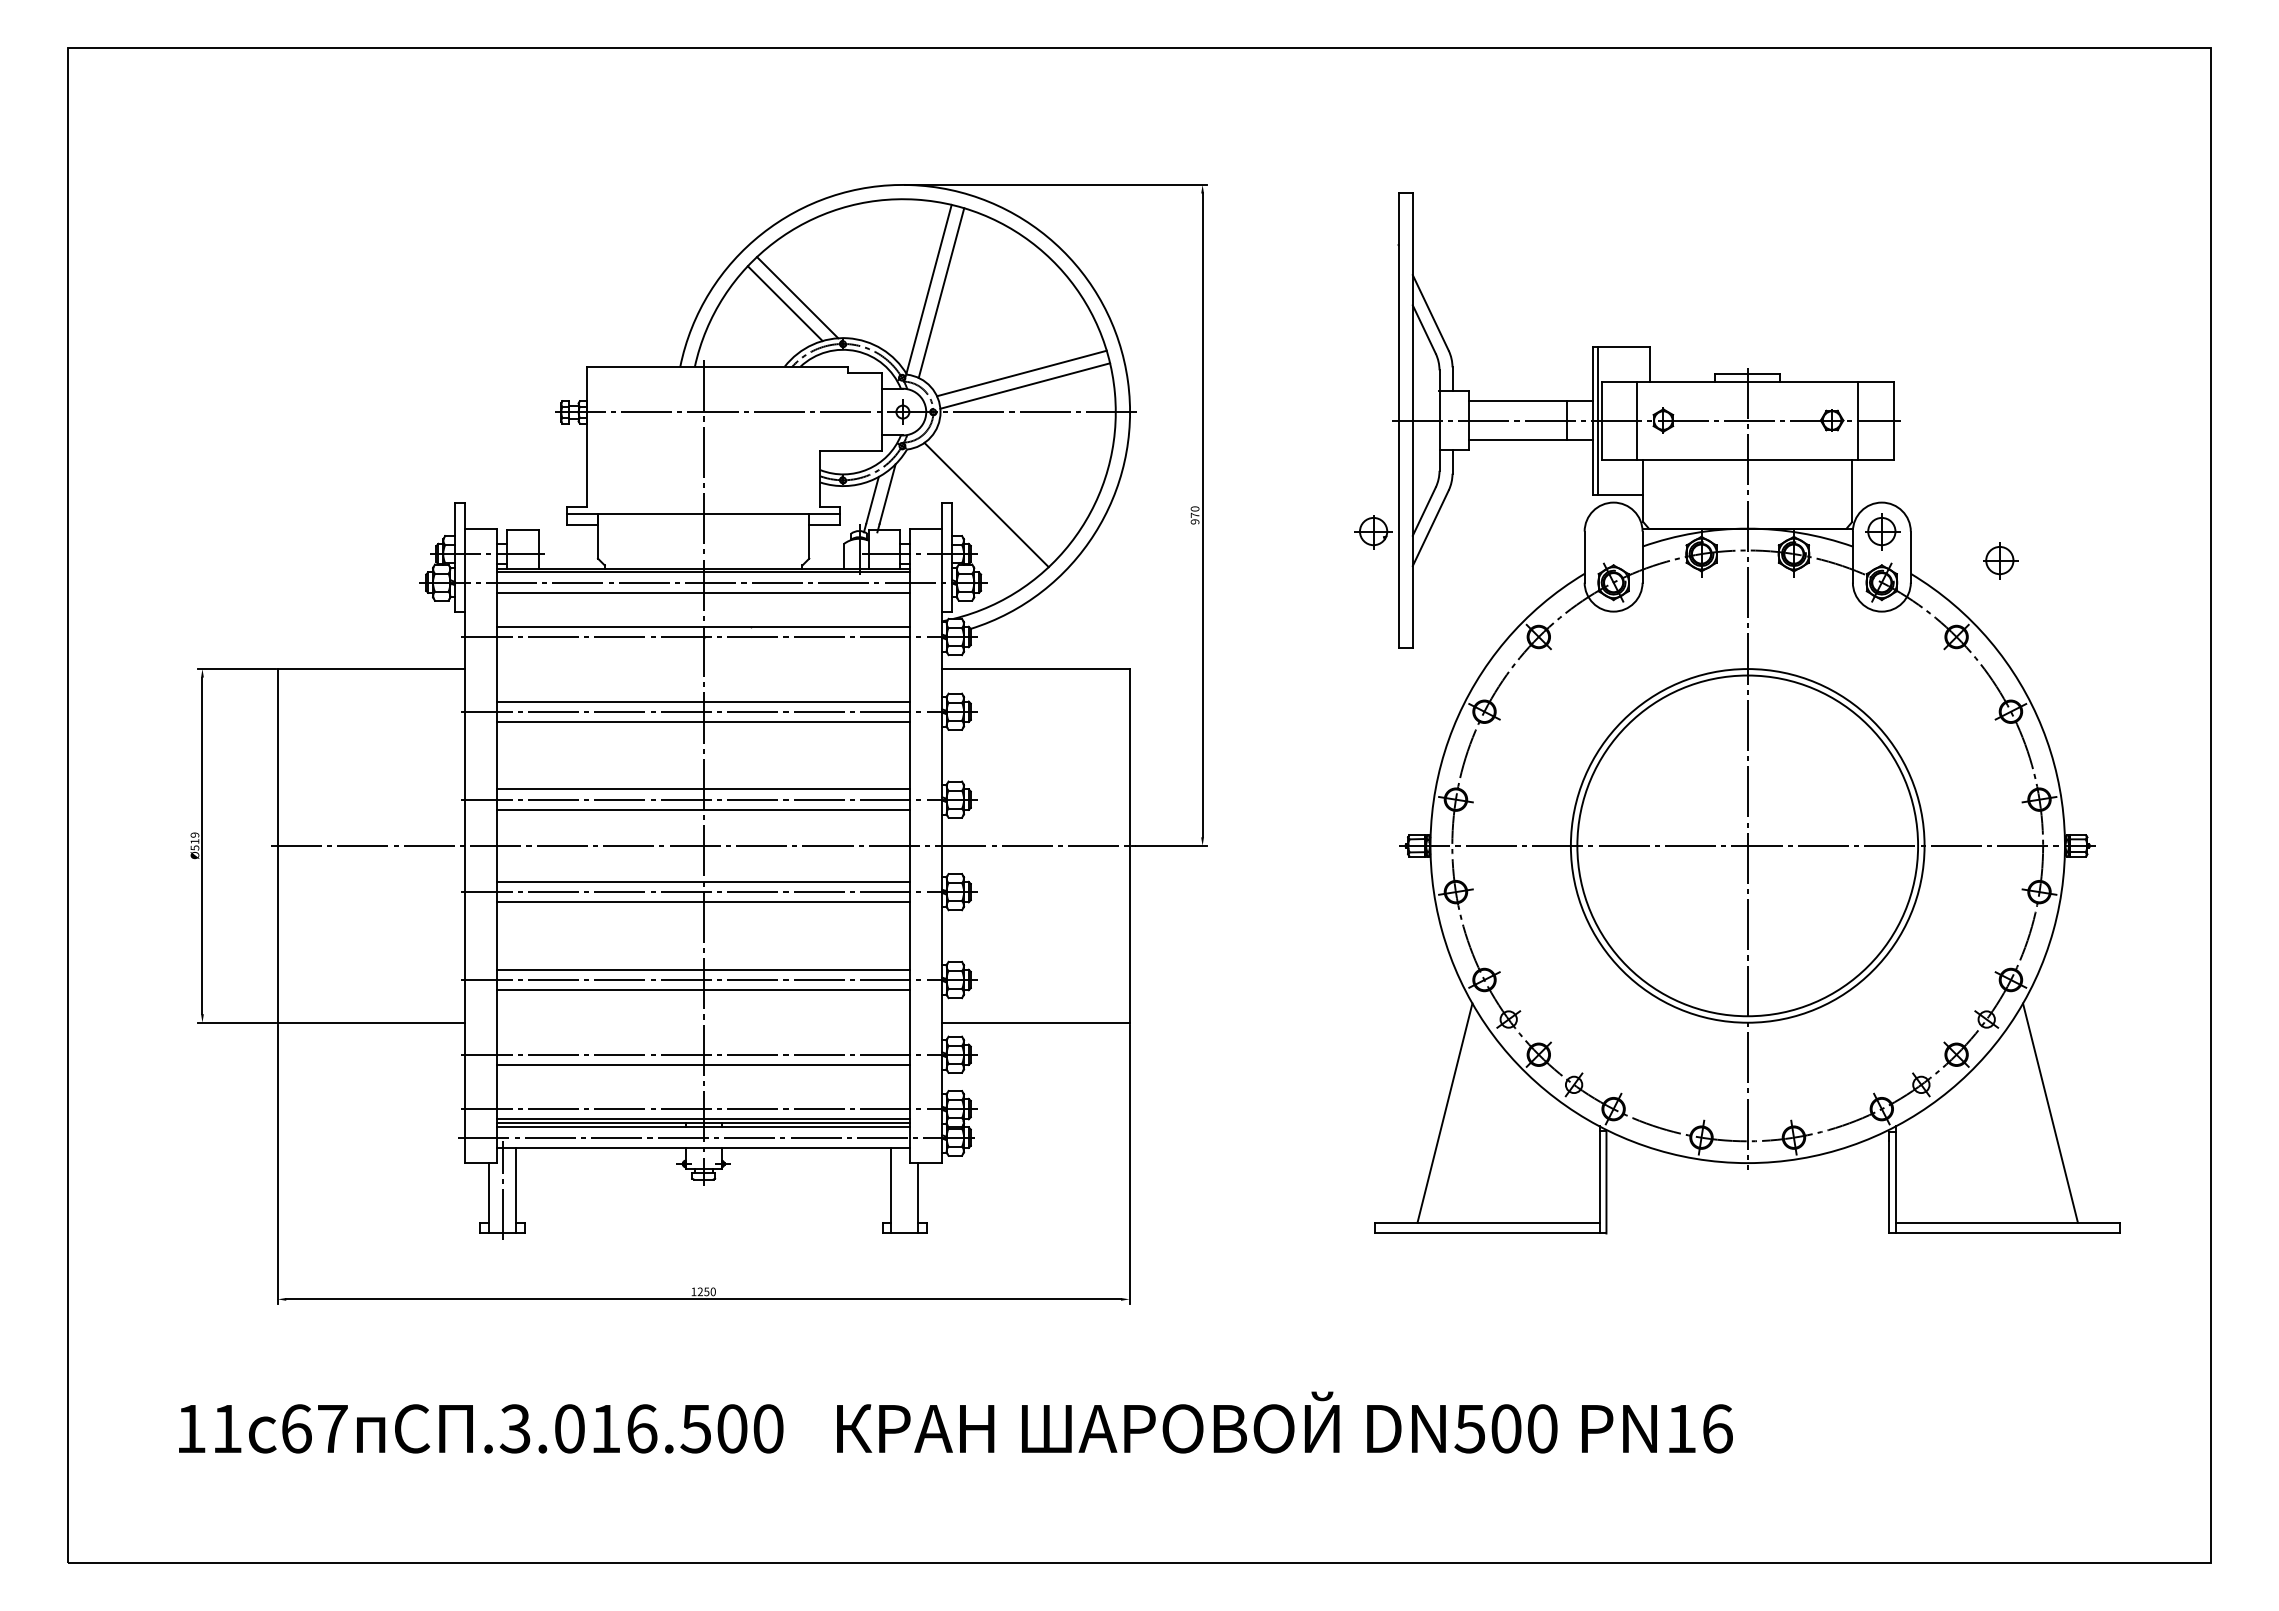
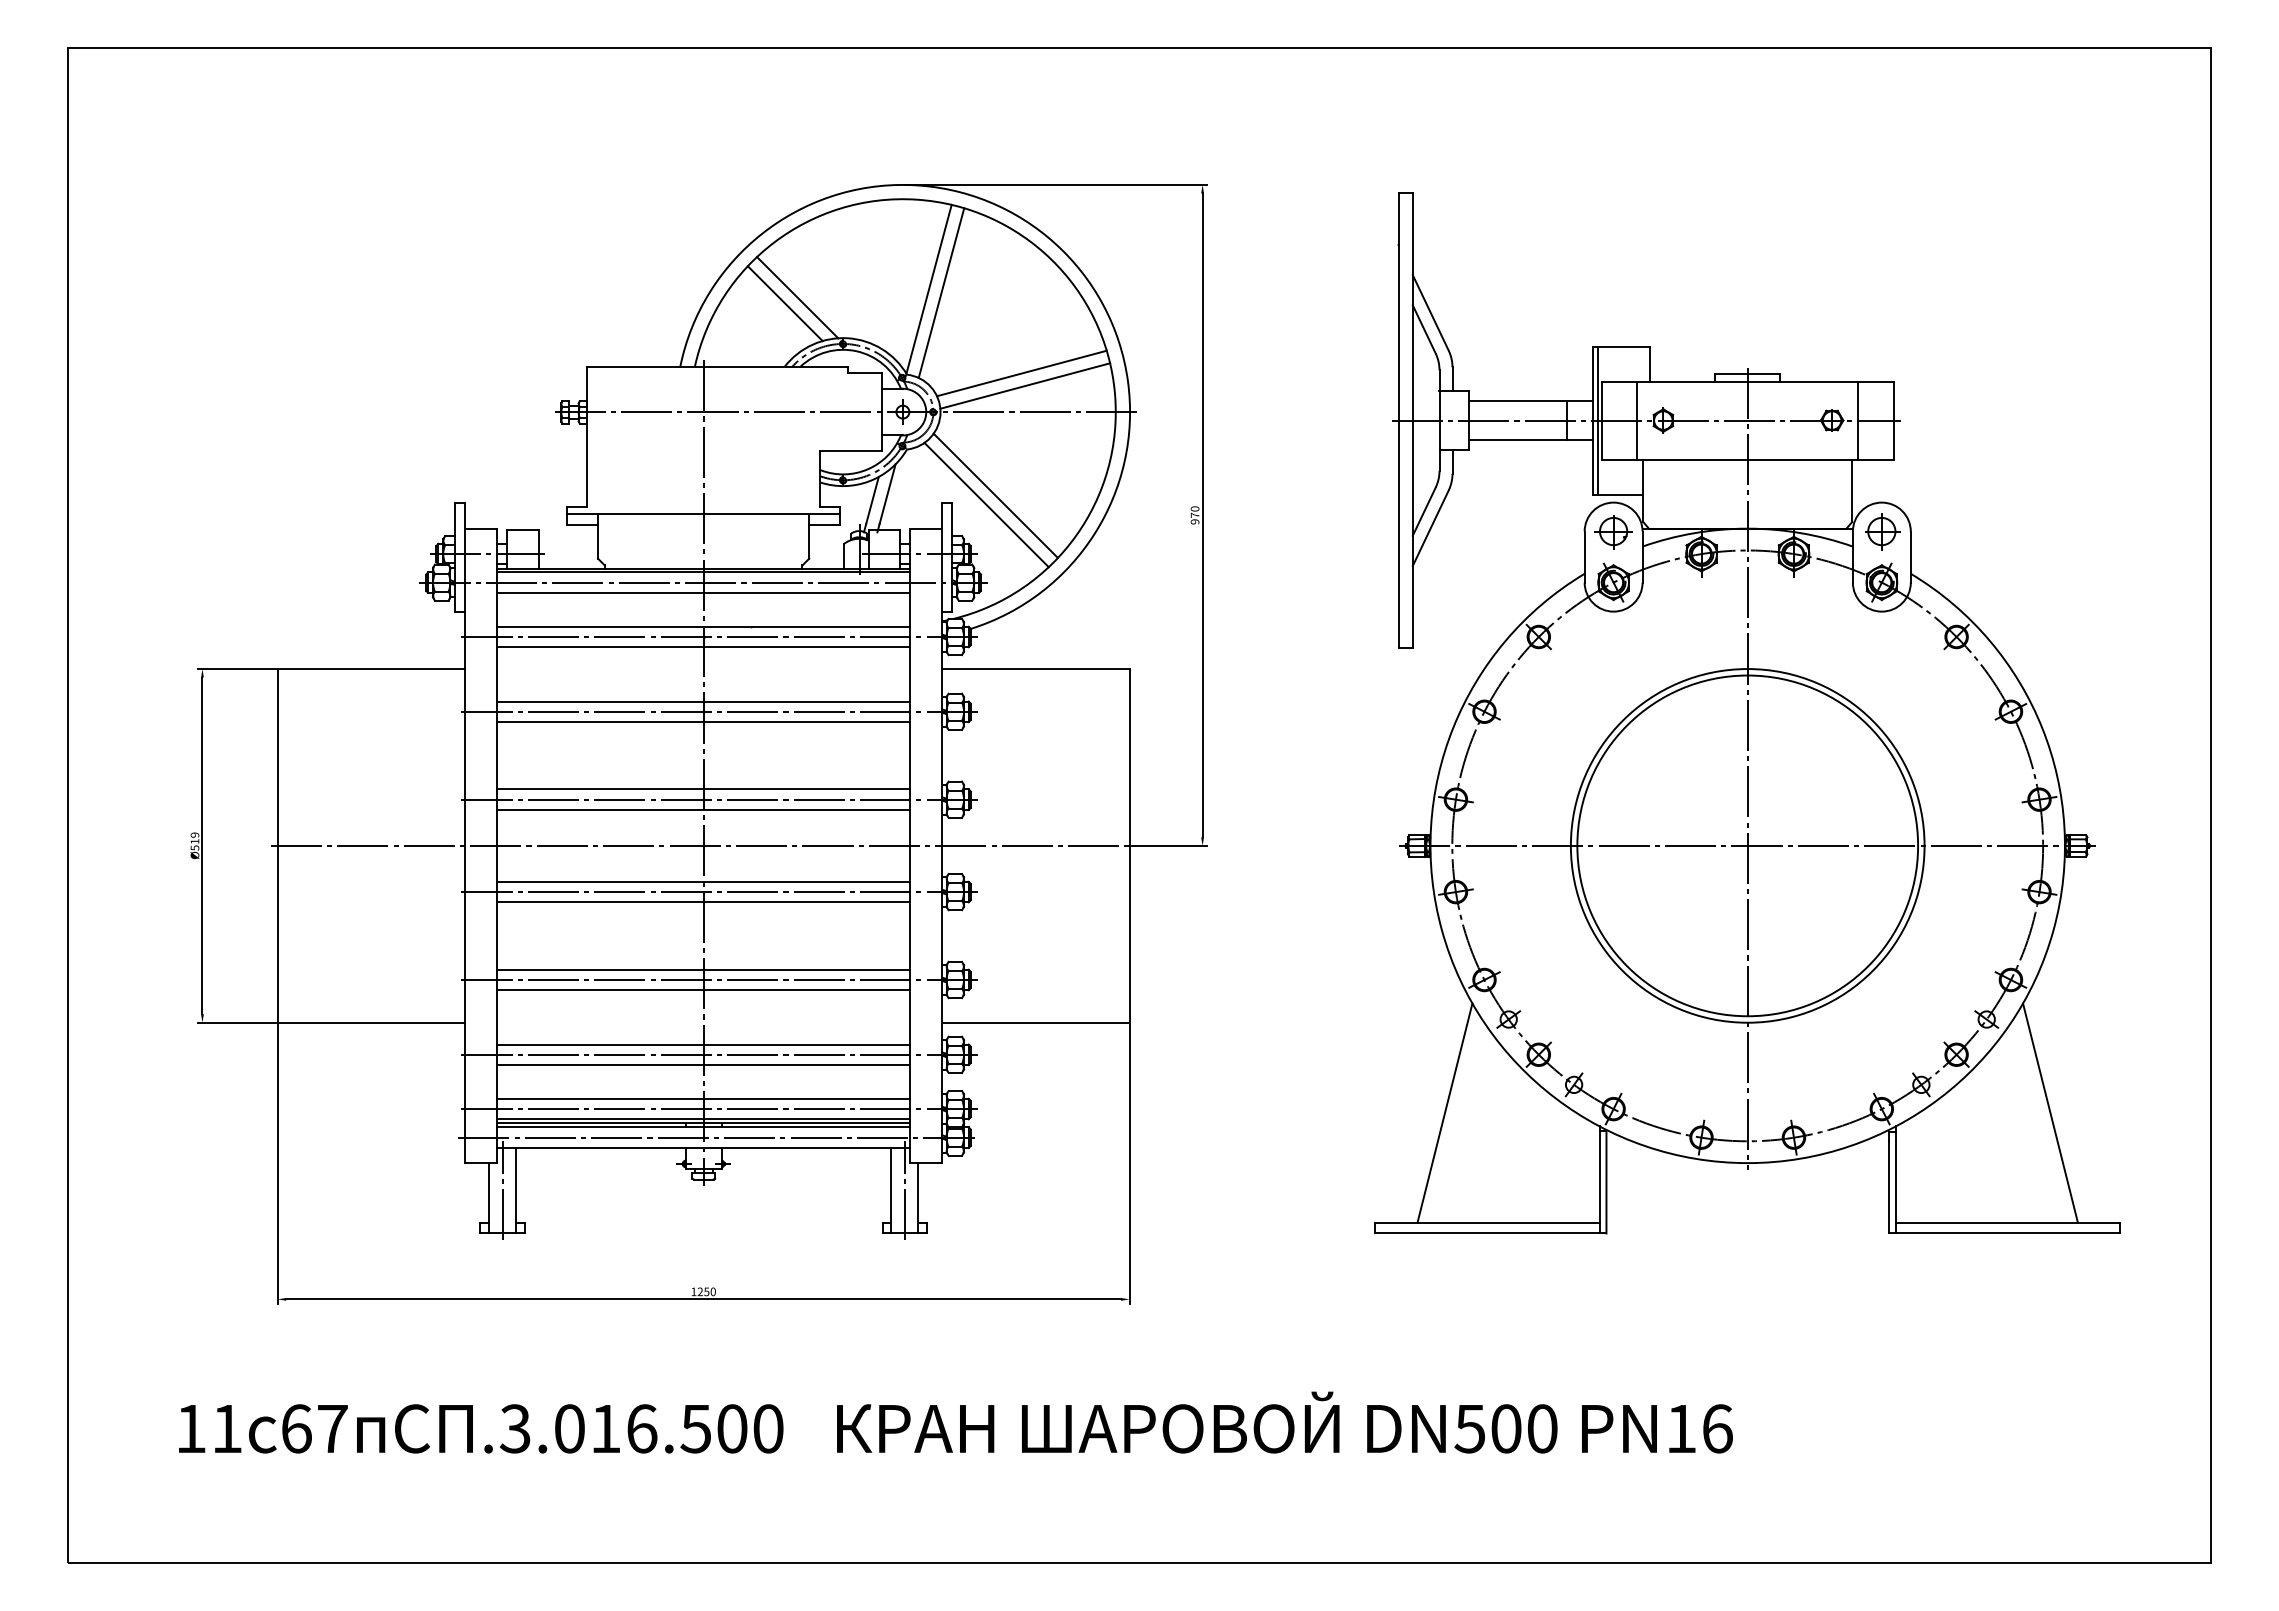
line: none -> present (995, 495)
part position: (1373, 532) -> (1613, 532) (1613, 532)
part: present -> none (2000, 560)
line: none -> present (703, 647)
line: none -> present (703, 1044)
line: none -> present (703, 1098)
line: none -> present (904, 1190)
